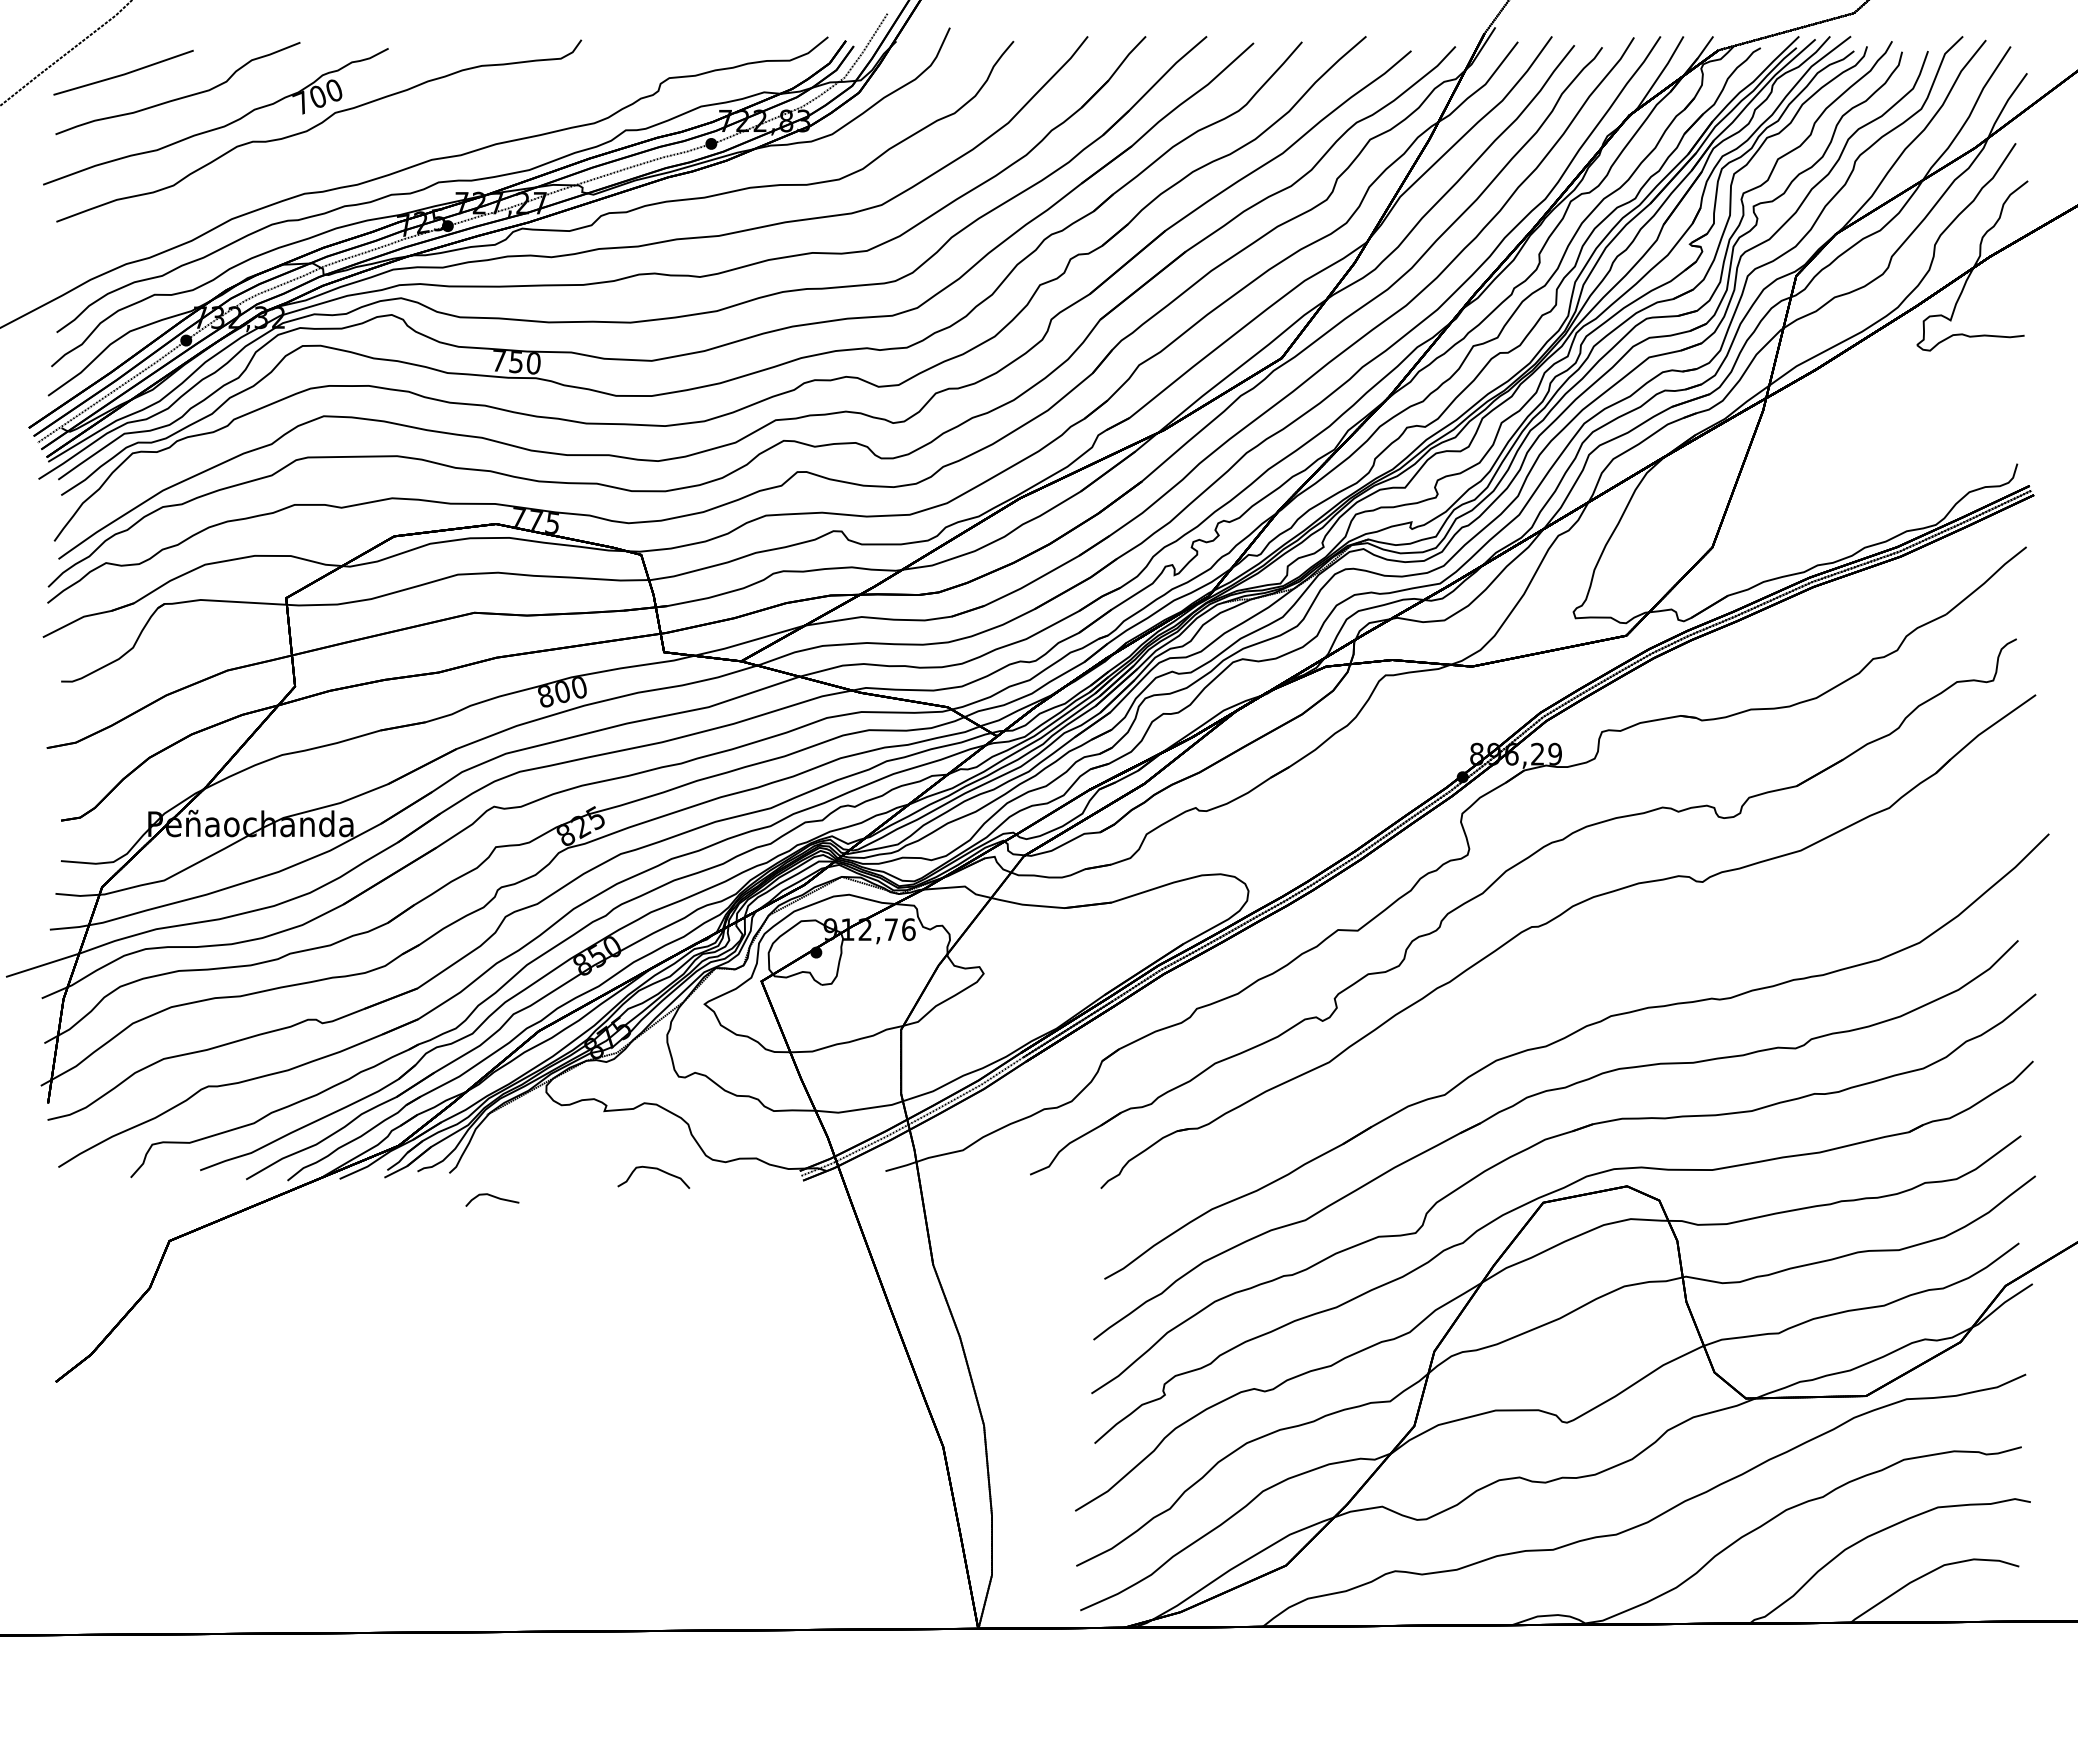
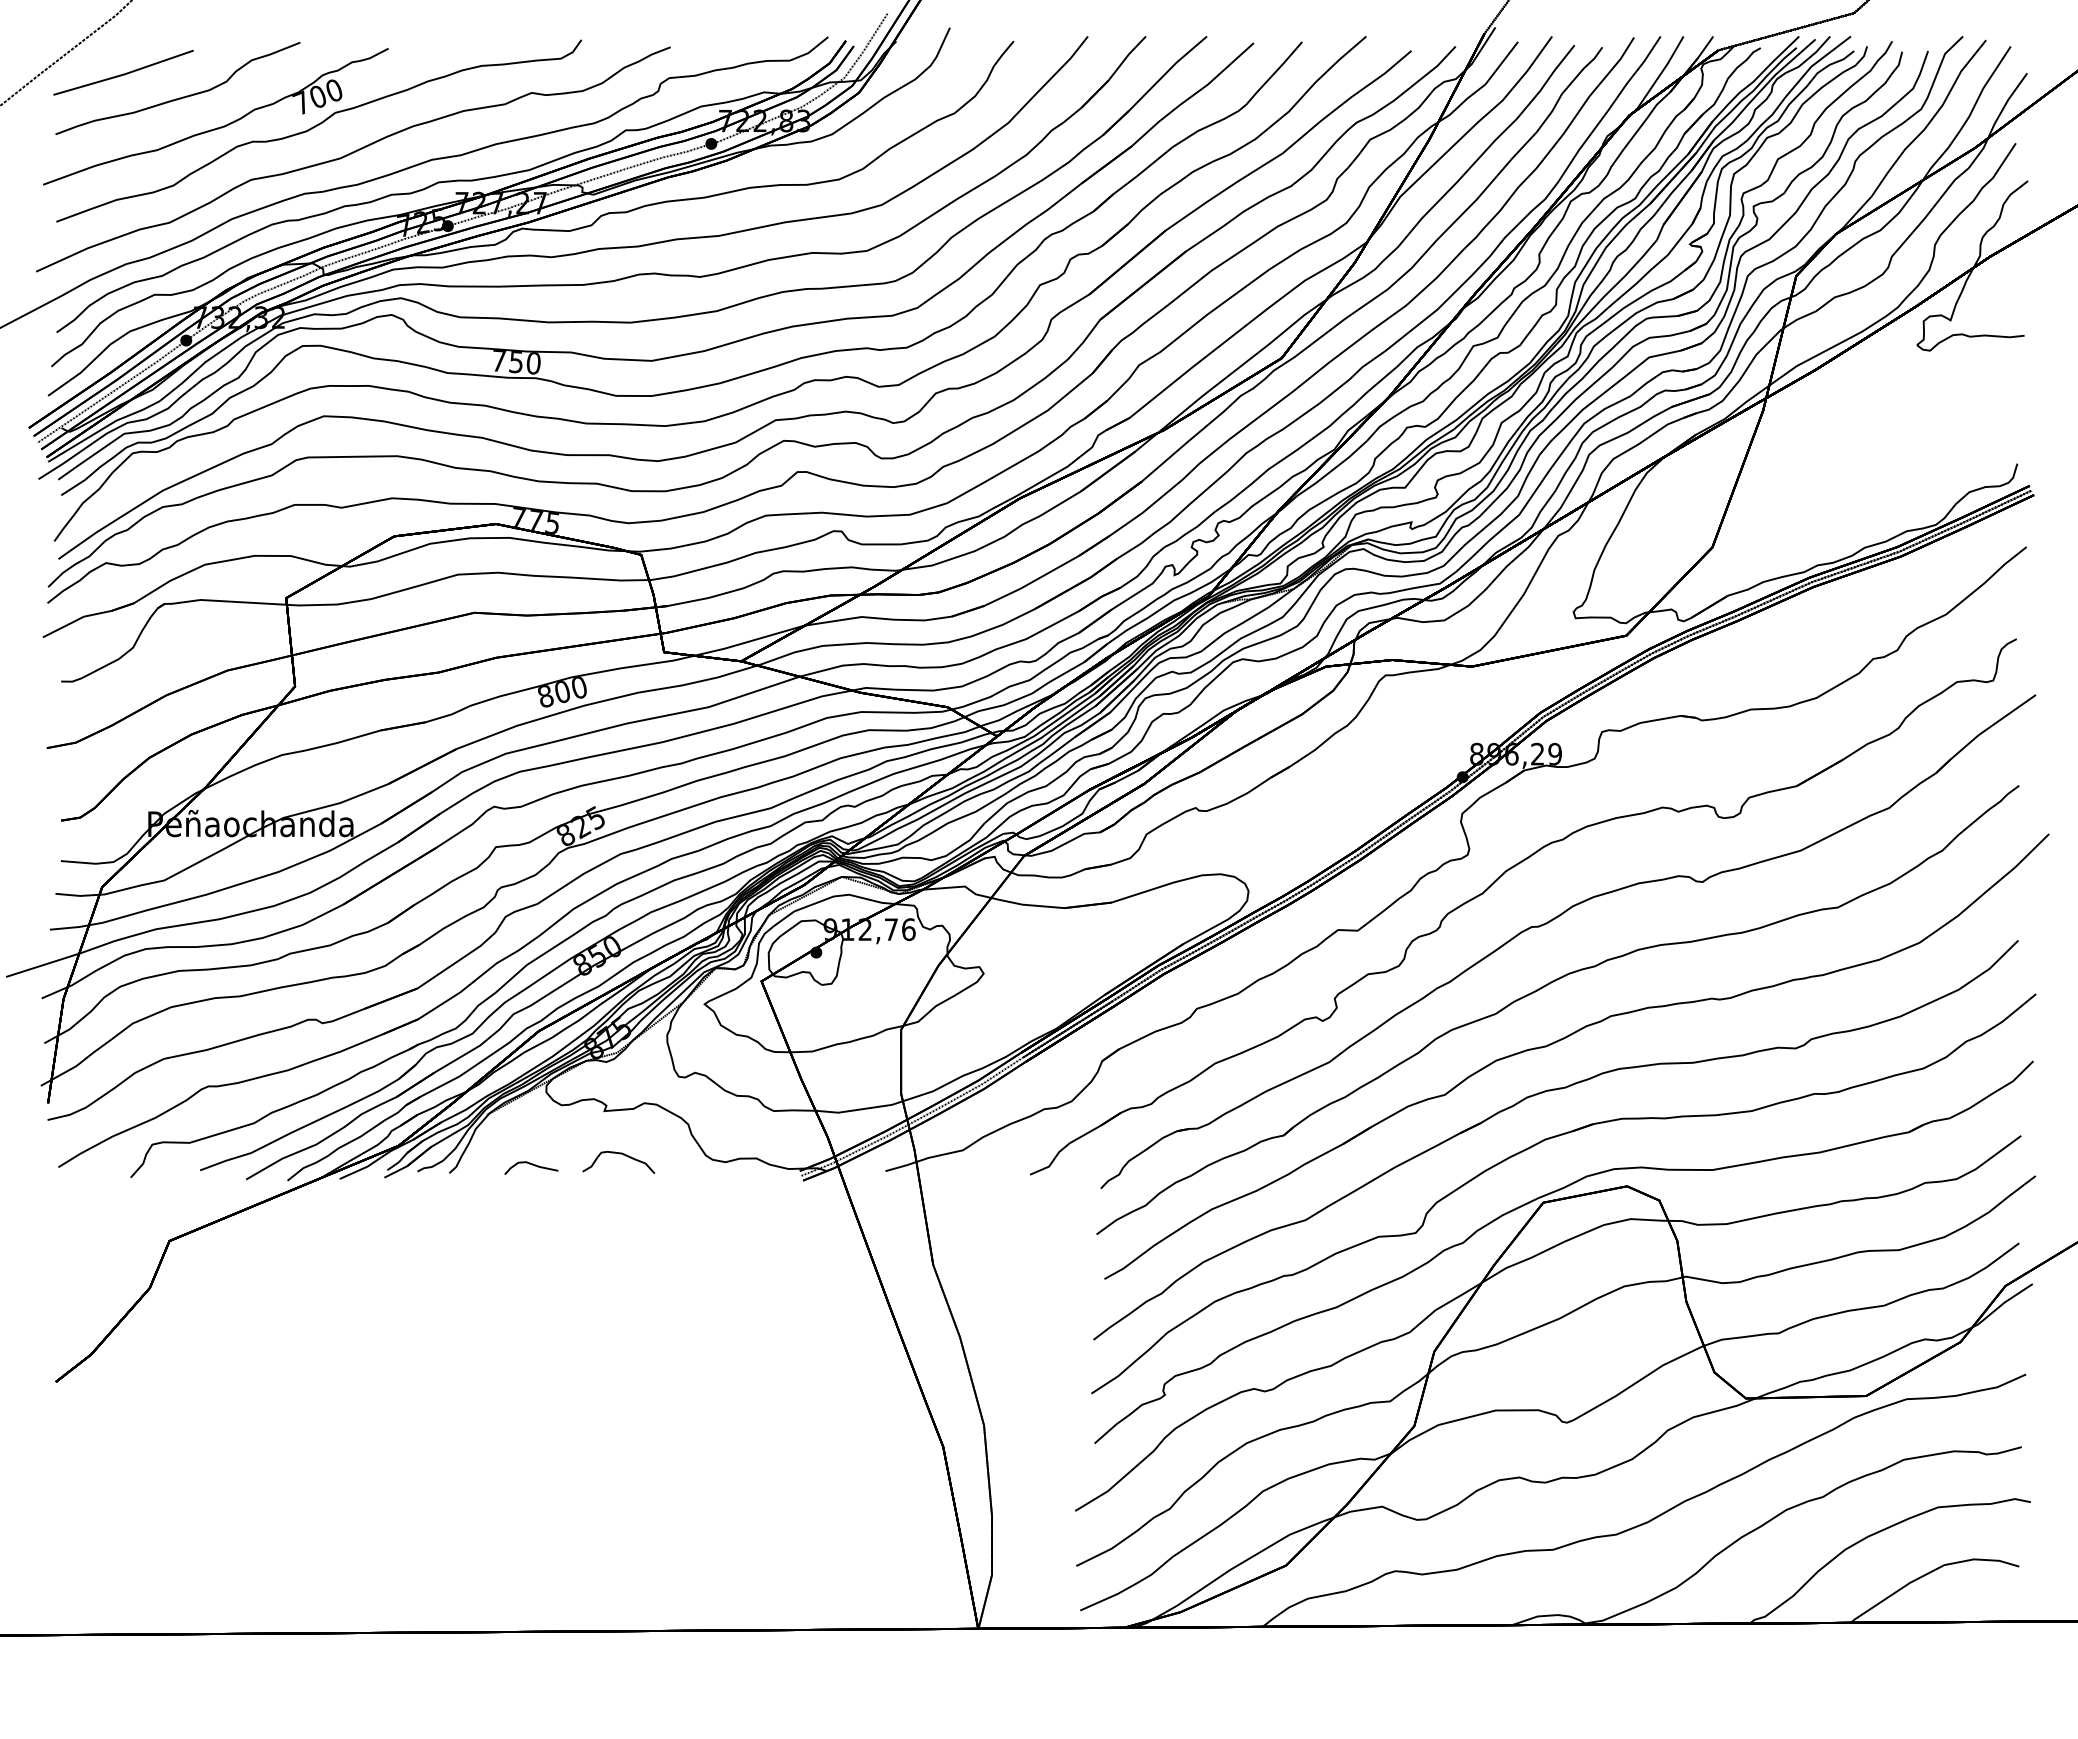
curve: none -> present (351, 154)
part: none -> present (1546, 986)
curve position: (654, 1169) -> (619, 1154) (619, 1154)
curve position: (493, 1197) -> (532, 1165) (532, 1165)
